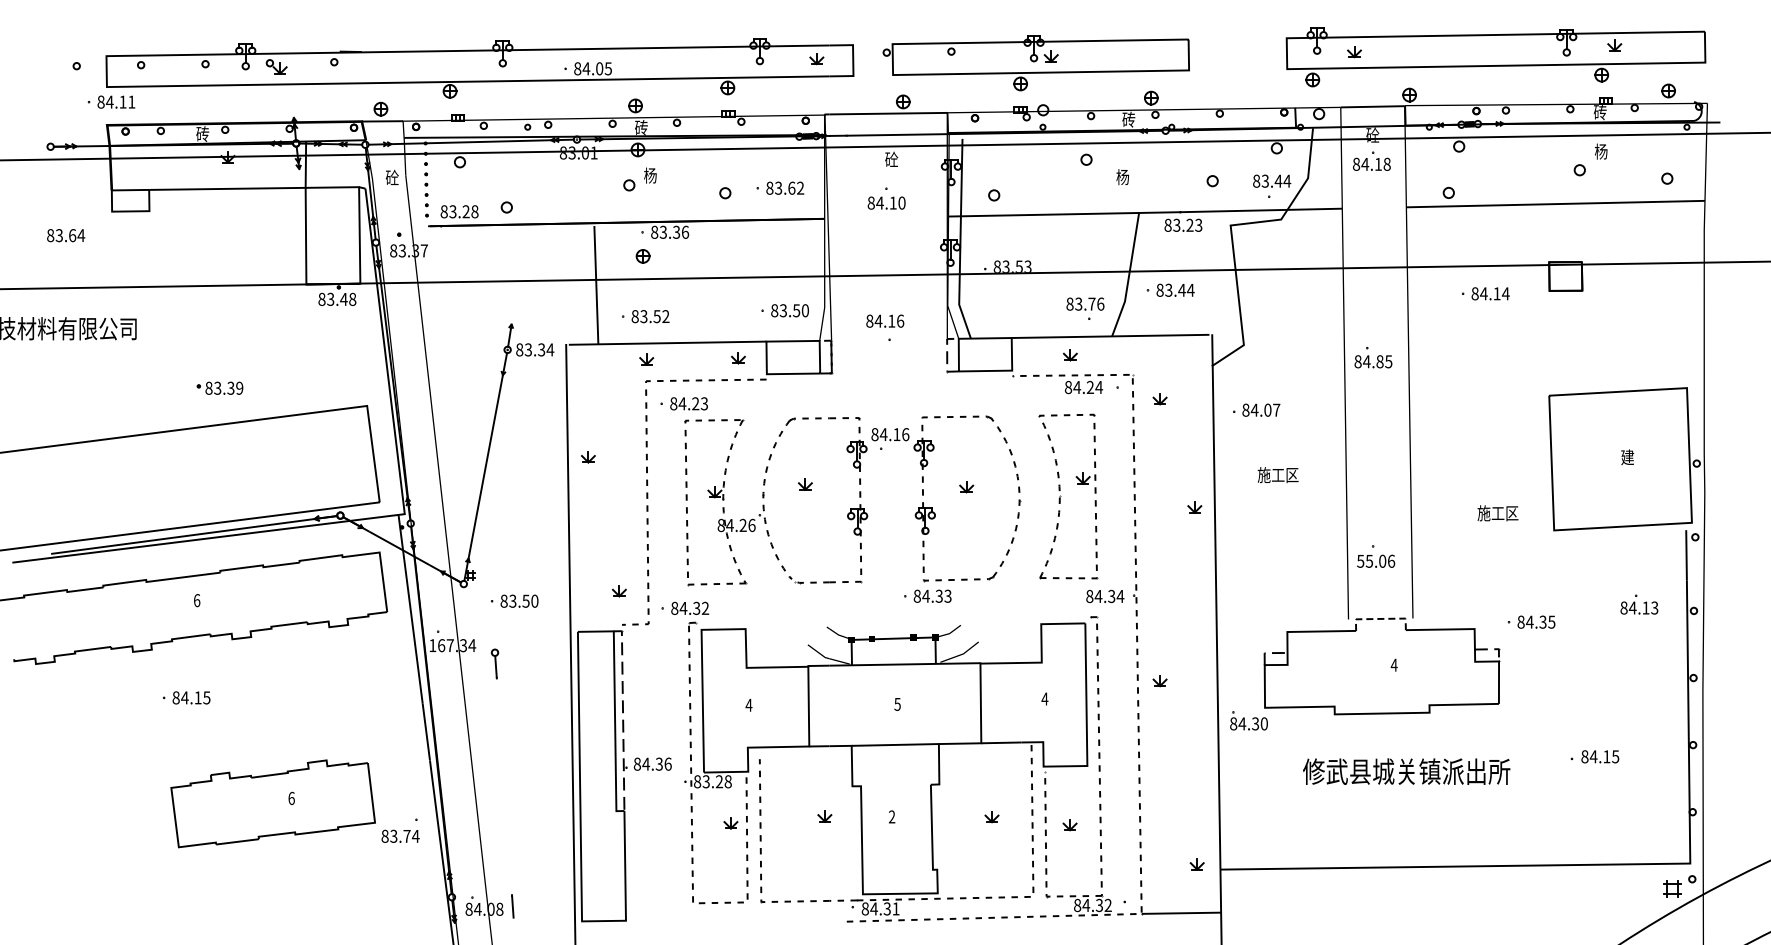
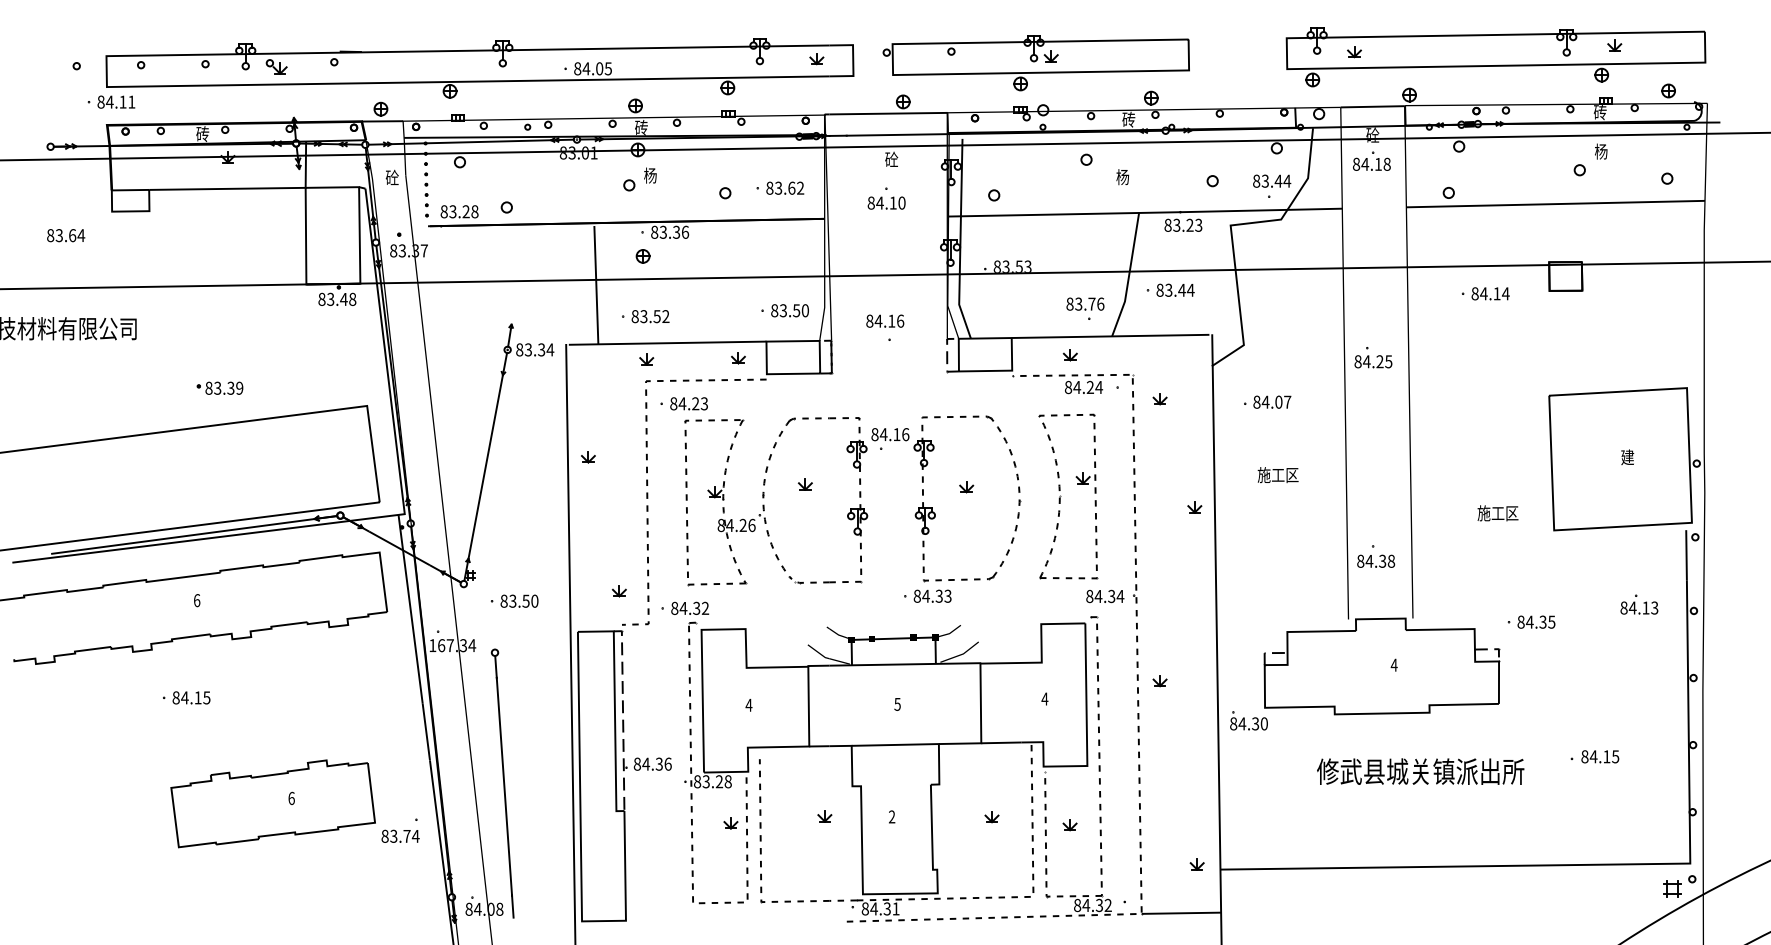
text: 84.85 -> 84.25 (1379, 361)
text position: (1256, 409) -> (1267, 401) (1267, 401)
text: 55.06 -> 84.38 (1376, 560)
line: dashed -> solid (1380, 618)
text position: (1406, 771) -> (1420, 771) (1420, 771)
line: none -> present (504, 786)
